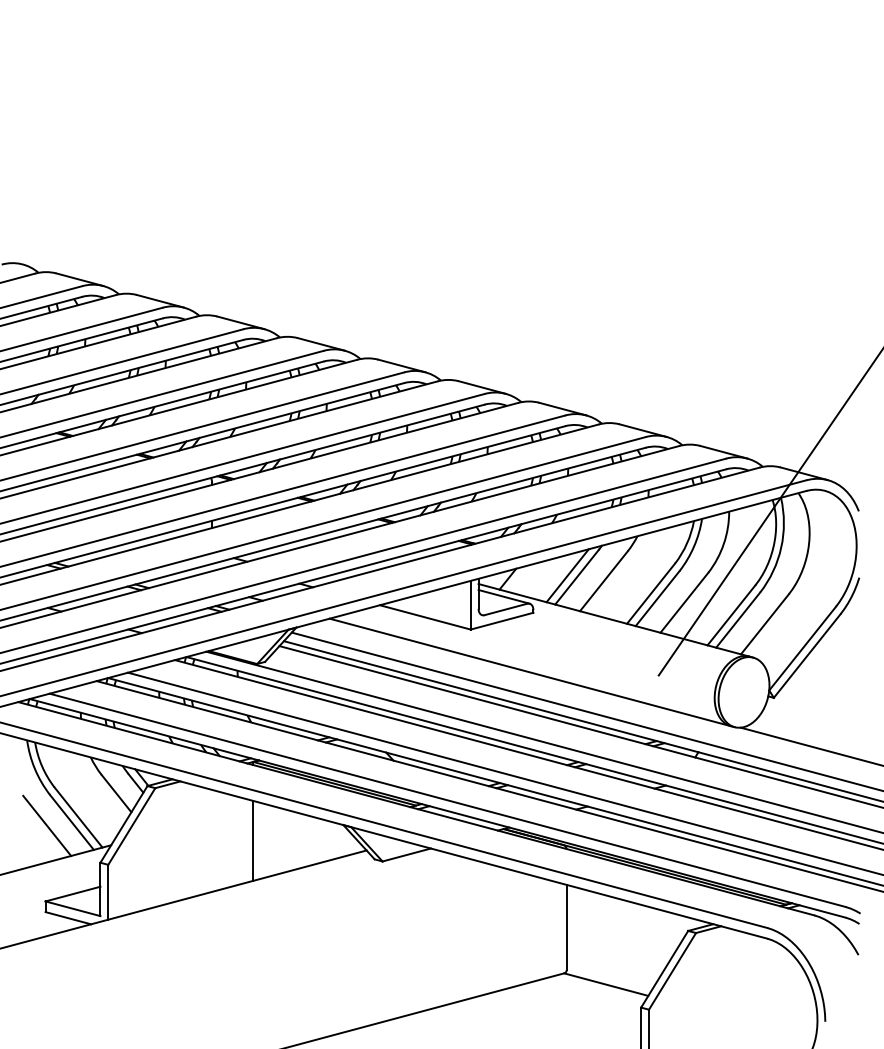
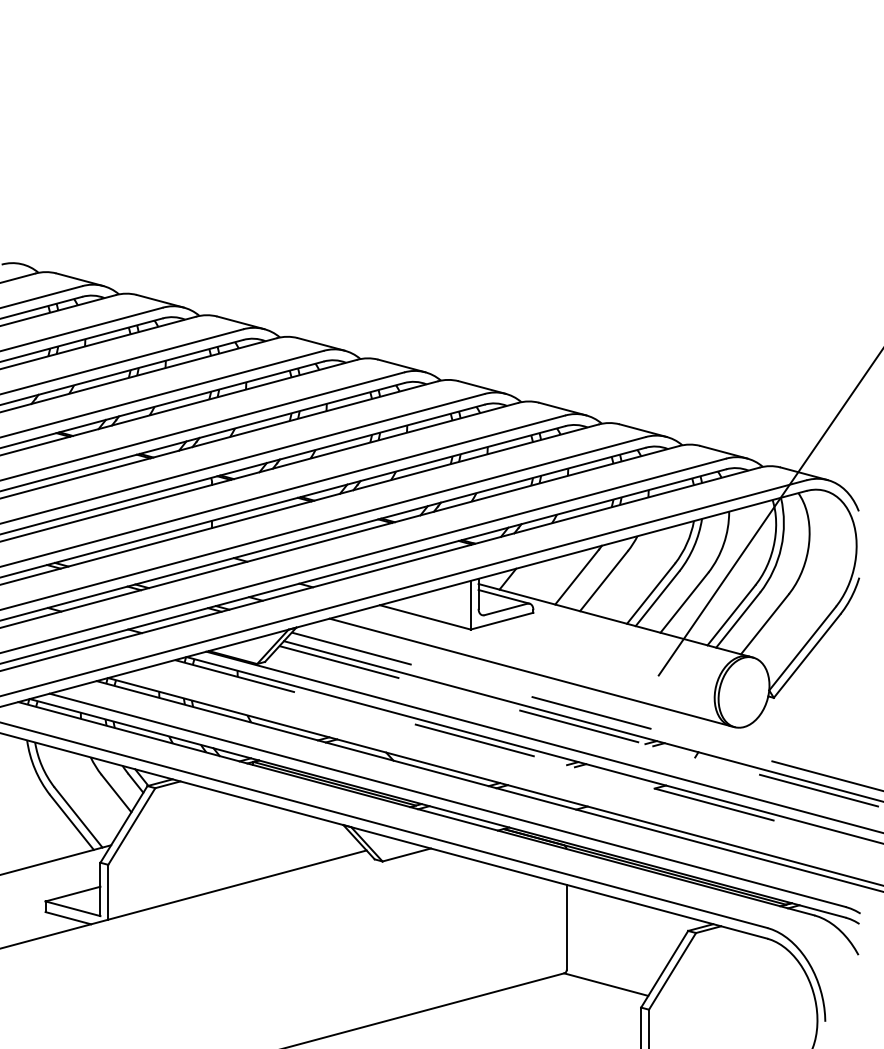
line: present -> none (567, 575)
line: solid -> dashed (588, 712)
line: solid -> dashed (581, 727)
line: present -> none (810, 746)
line: solid -> dashed (529, 754)
line: present -> none (504, 773)
line: present -> none (47, 825)
line: present -> none (253, 840)
